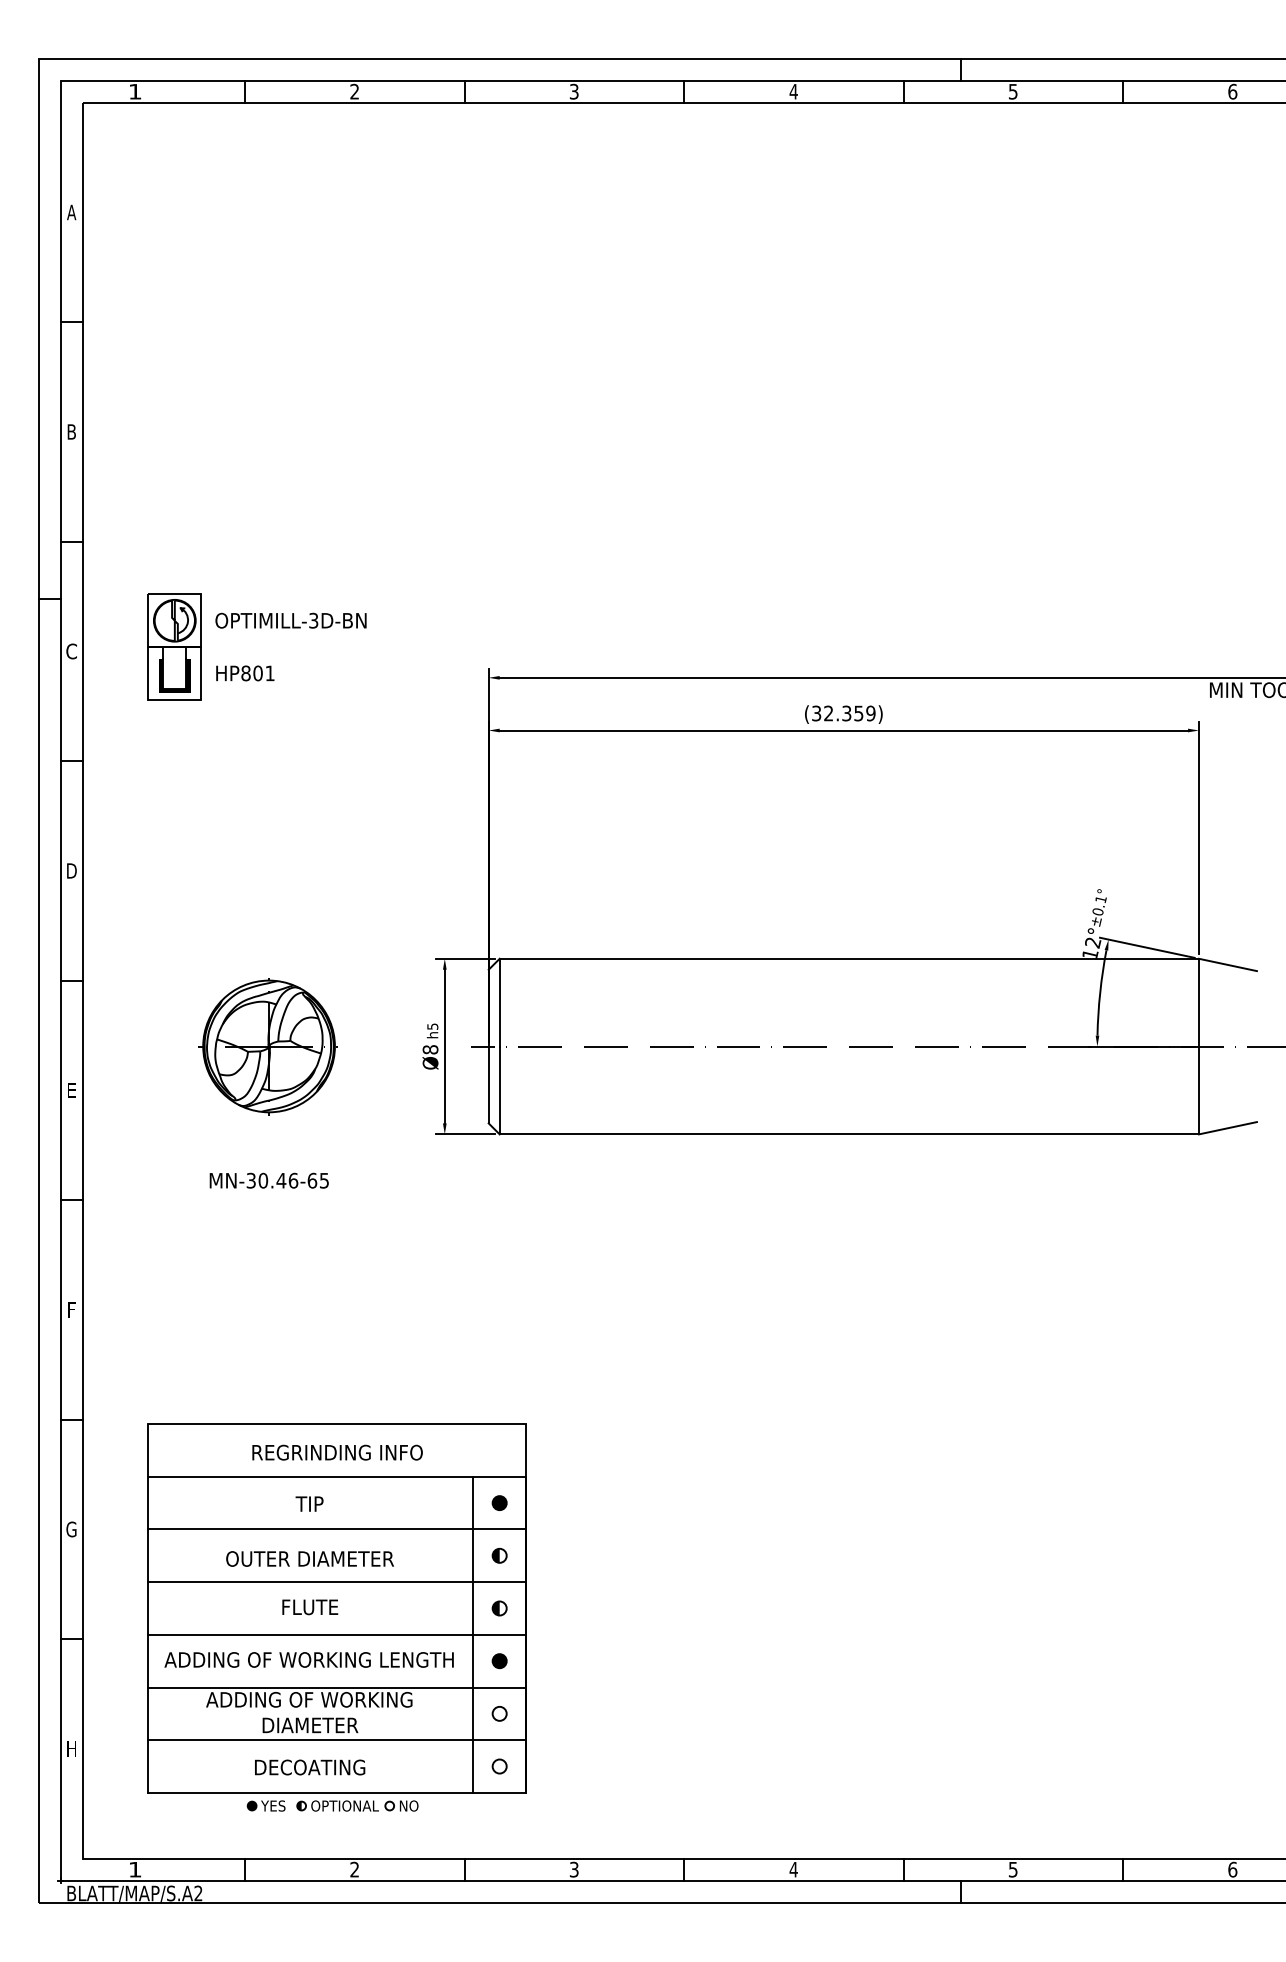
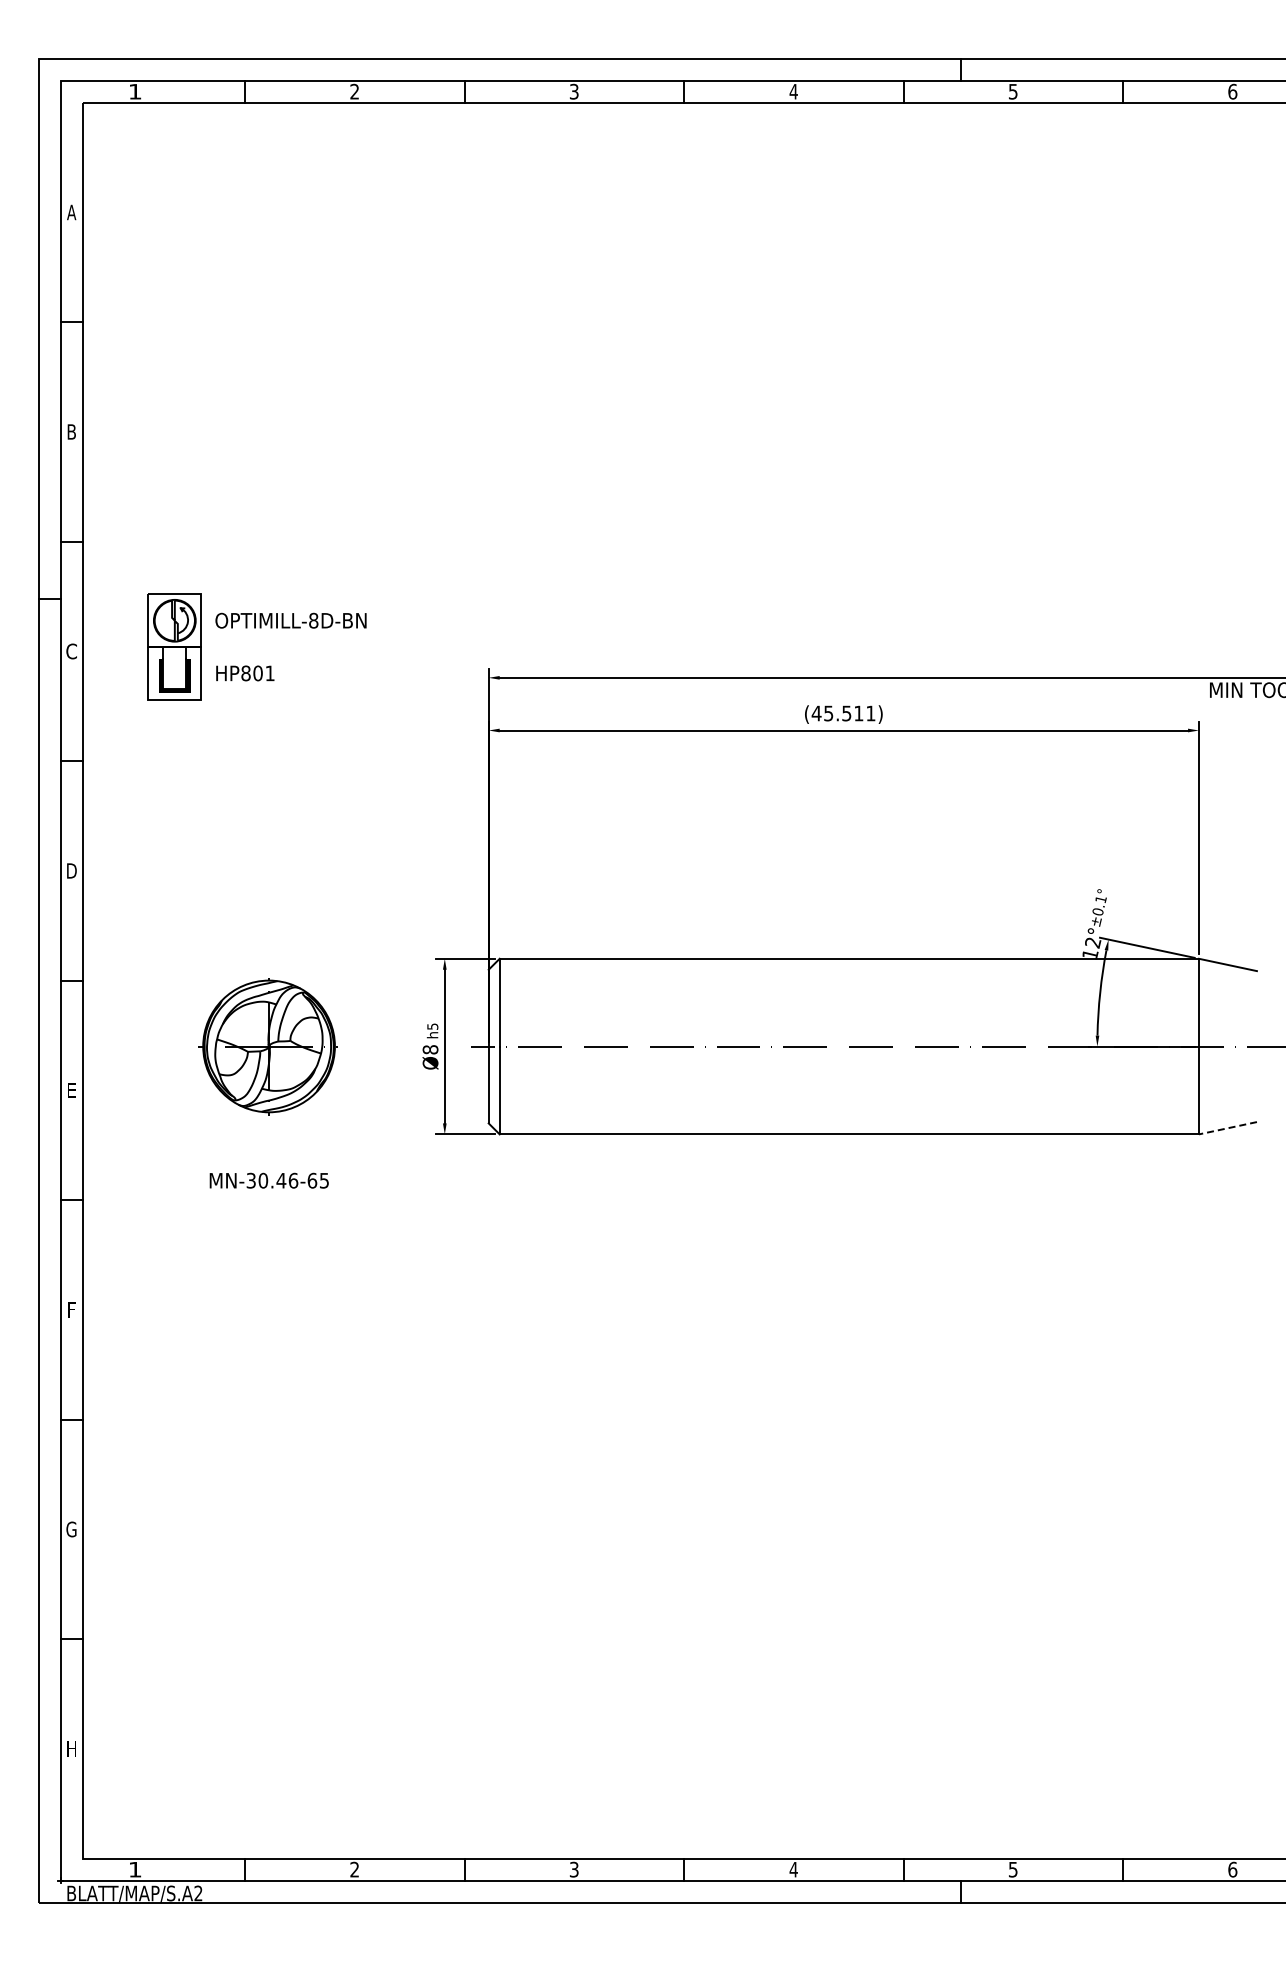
text: OPTIMILL-3D-BN -> OPTIMILL-8D-BN (313, 620)
text: (32.359) -> (45.511) (843, 713)
line: solid -> dashed (1227, 1128)
part: present -> none (336, 1617)
